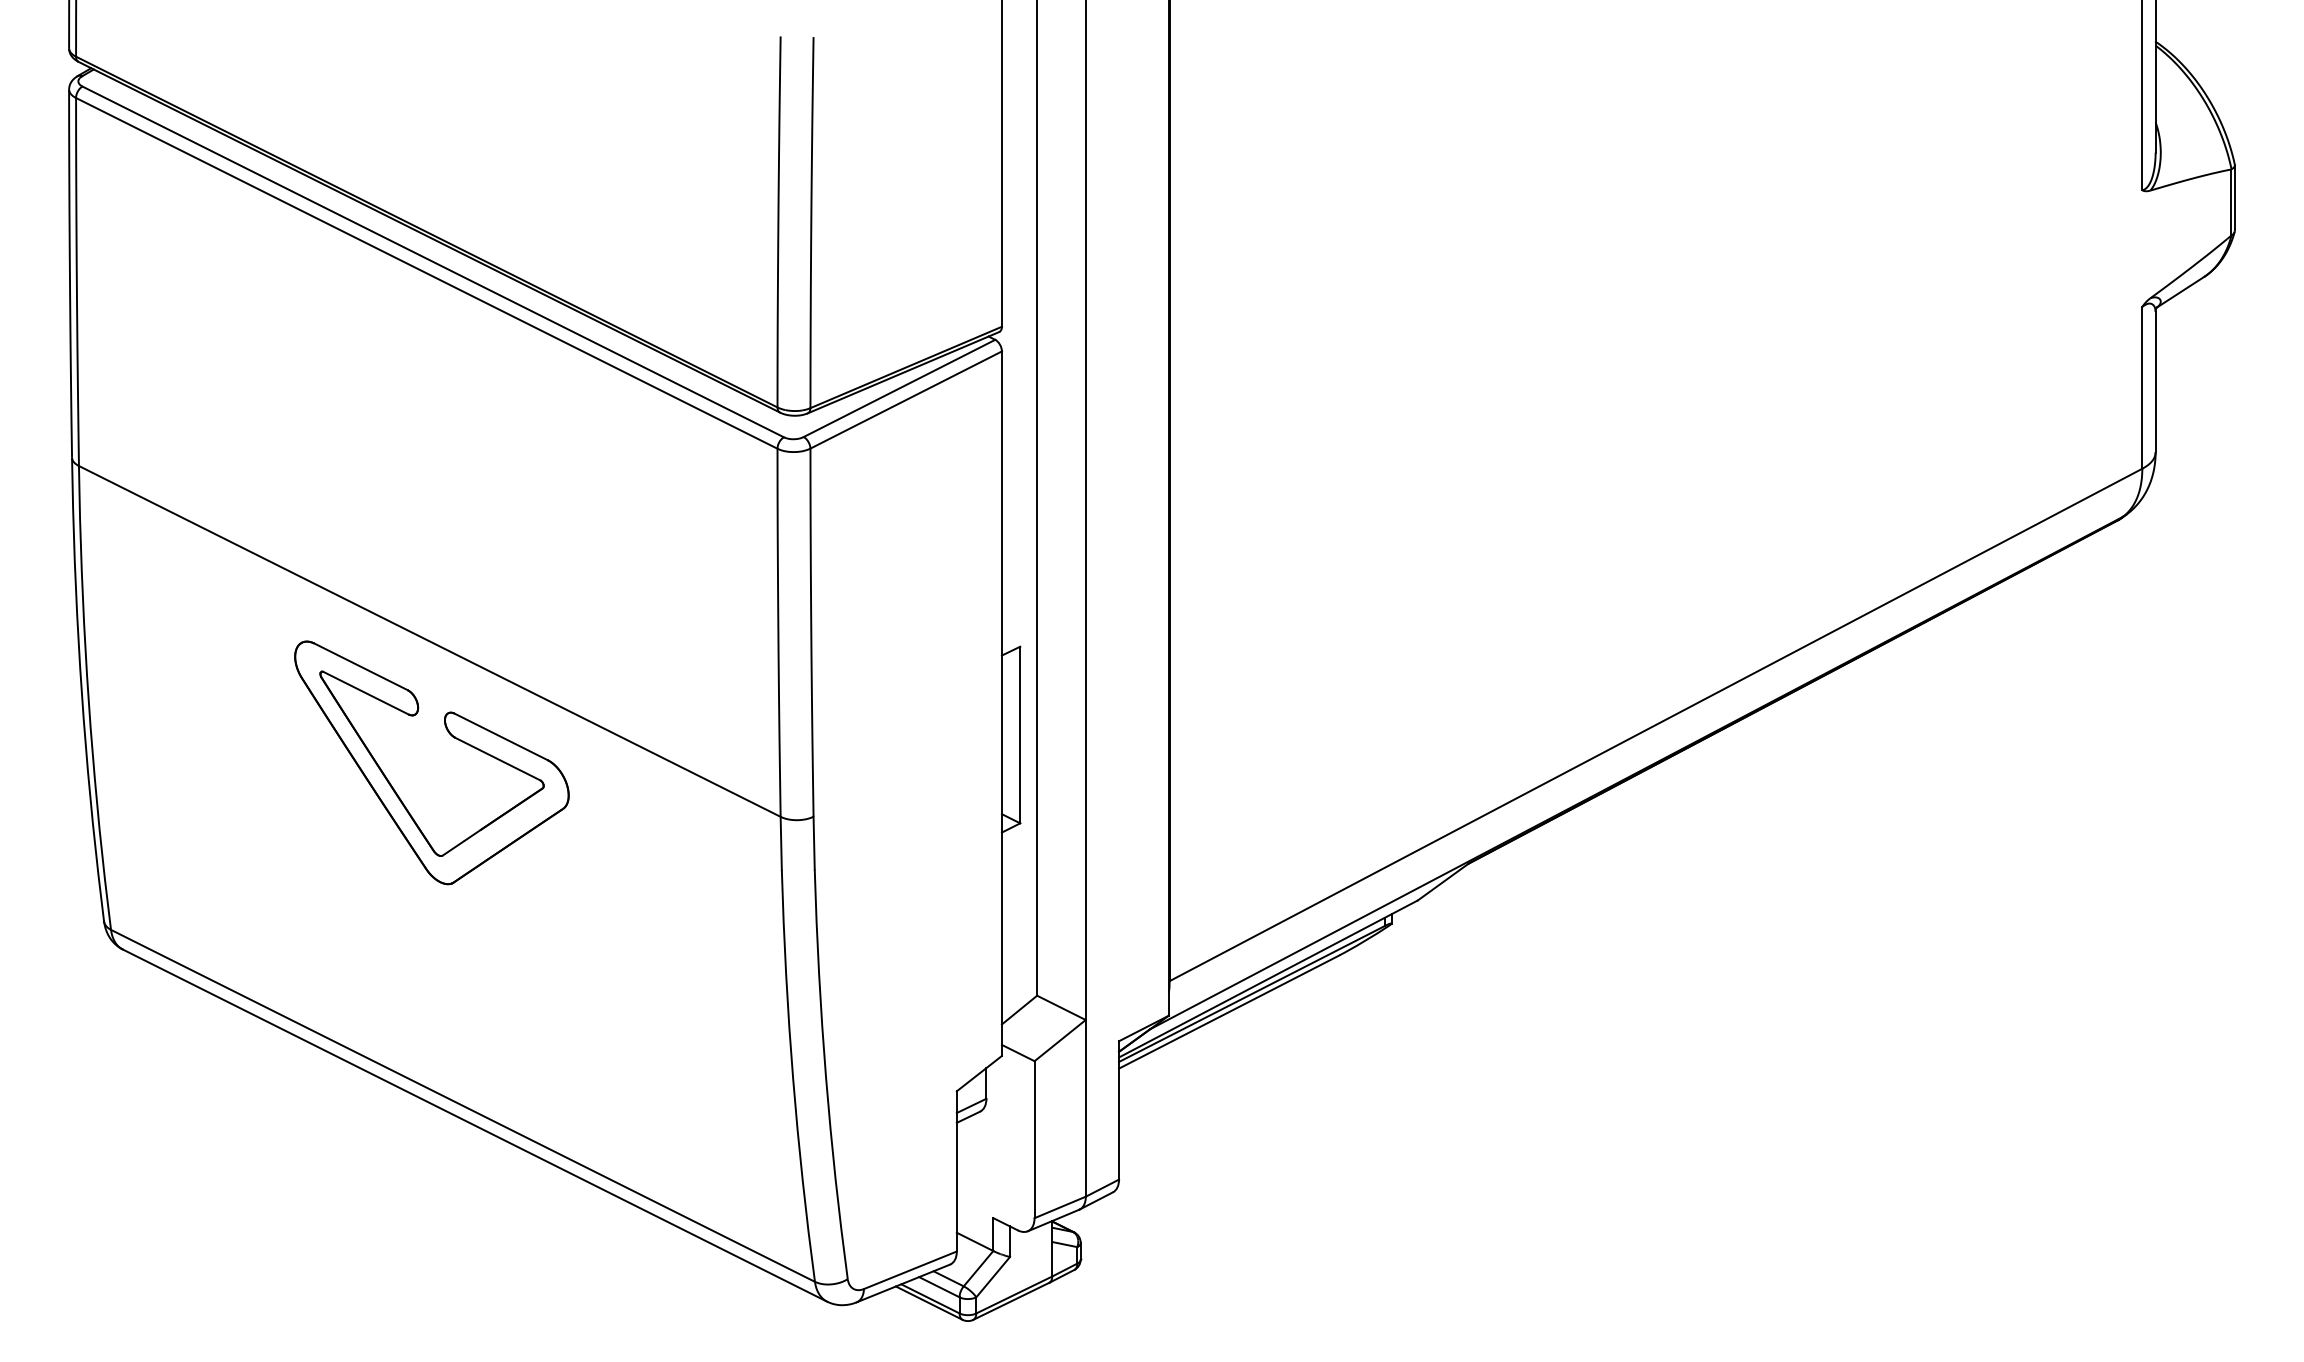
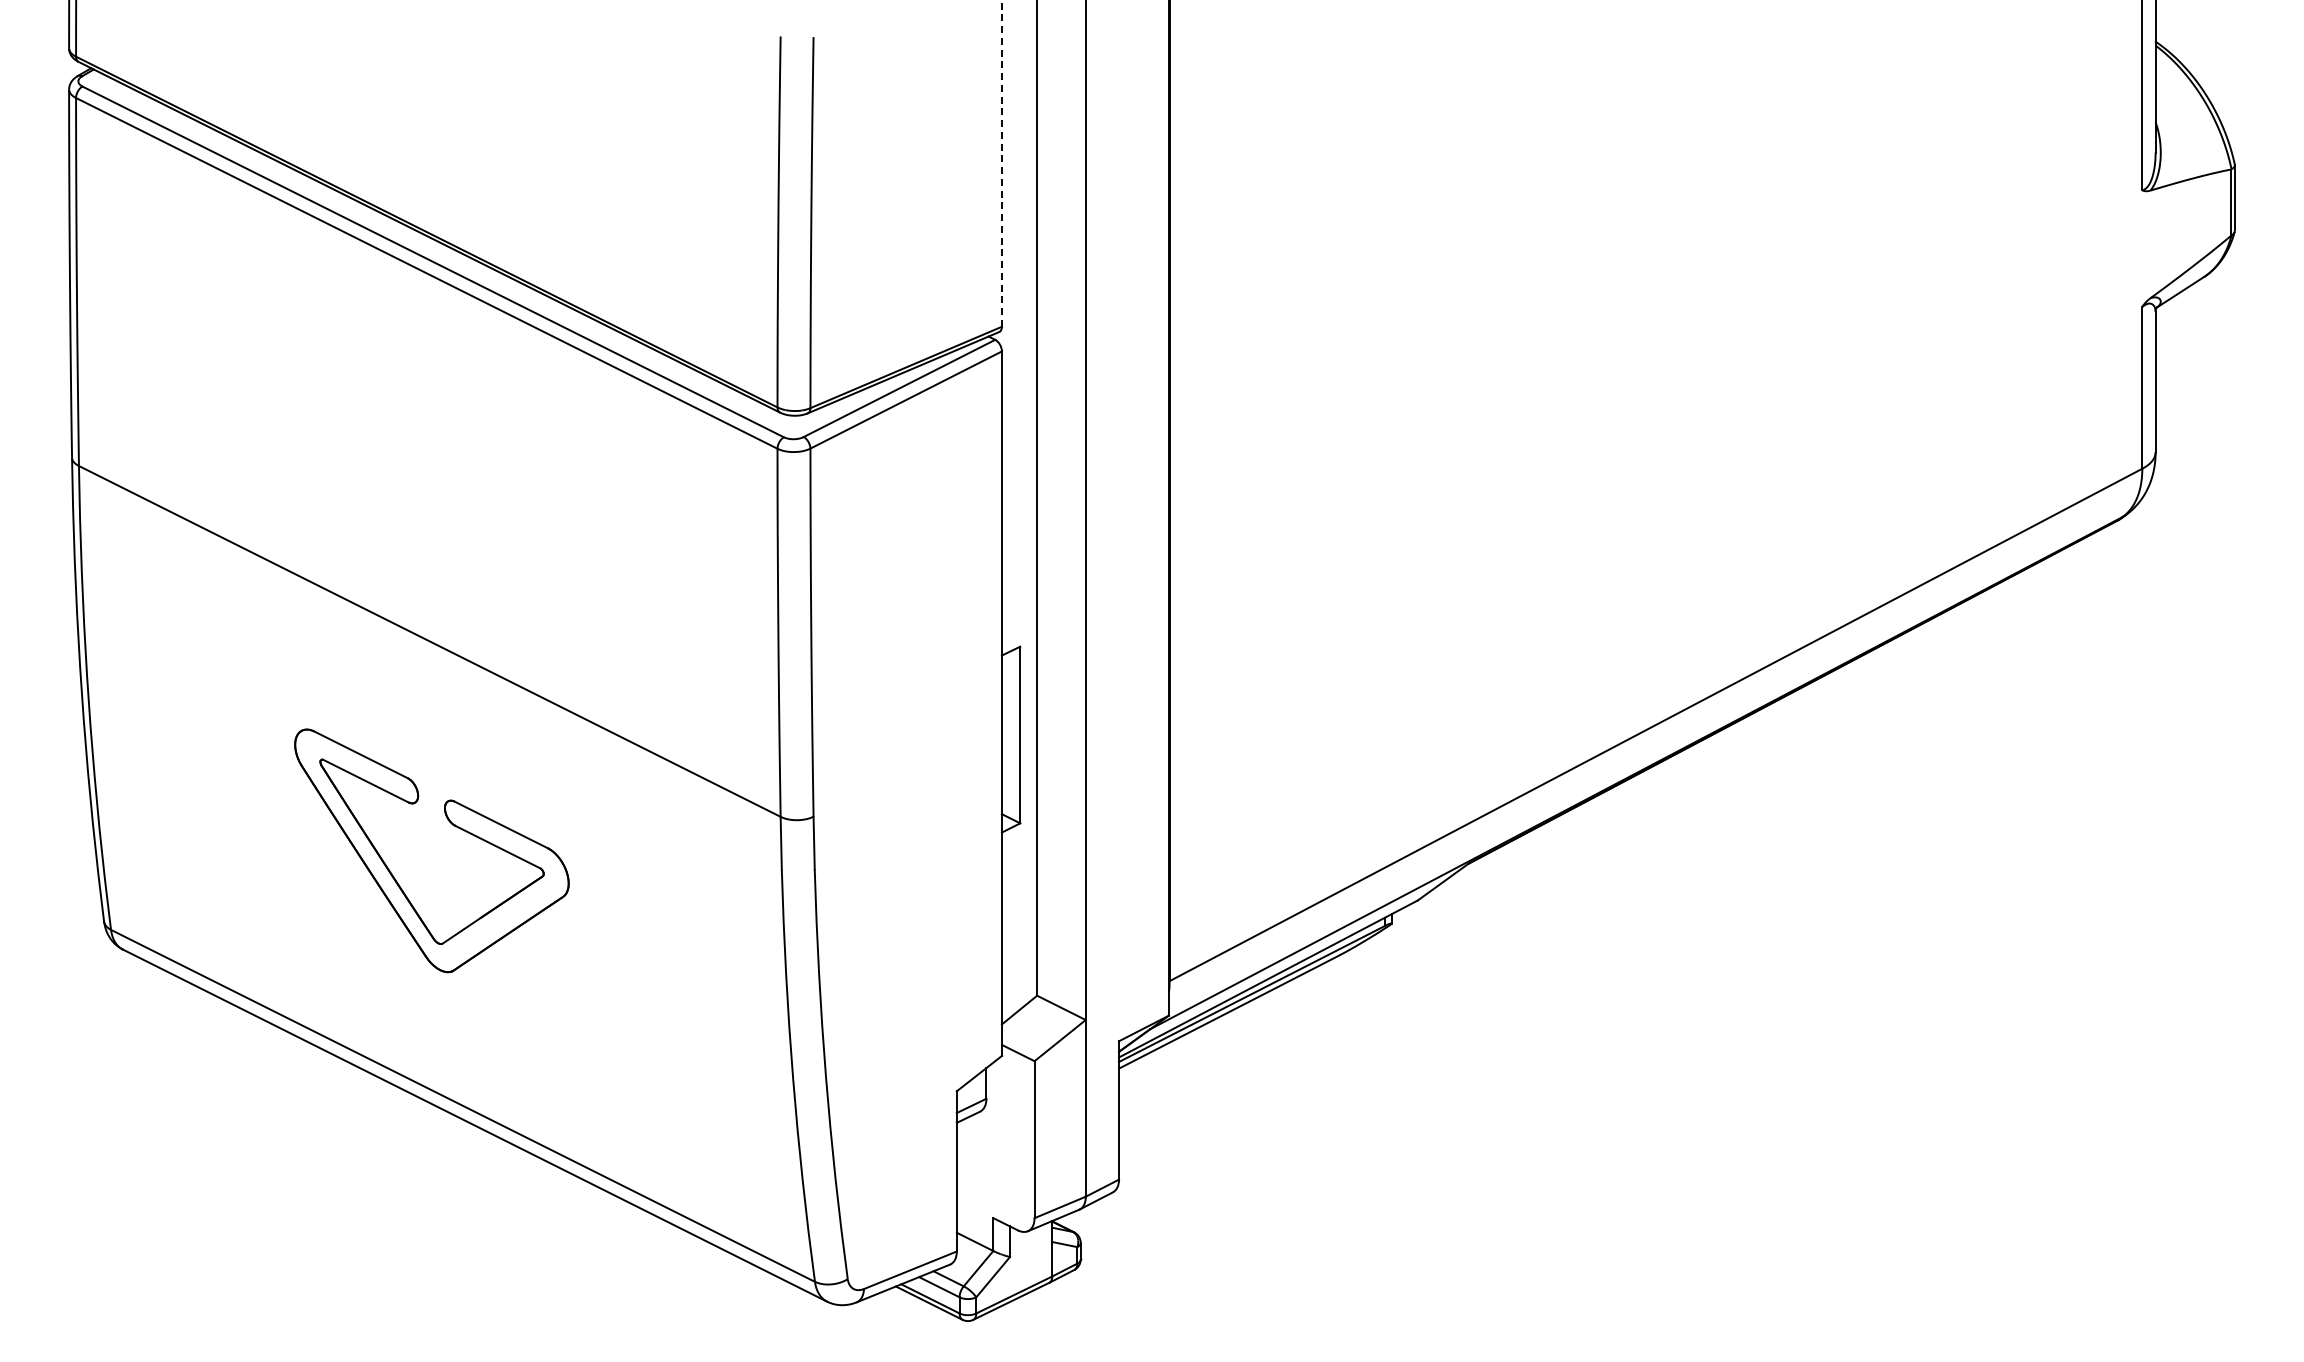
line: solid -> dashed (1001, 162)
part position: (452, 737) -> (452, 825) (452, 825)
